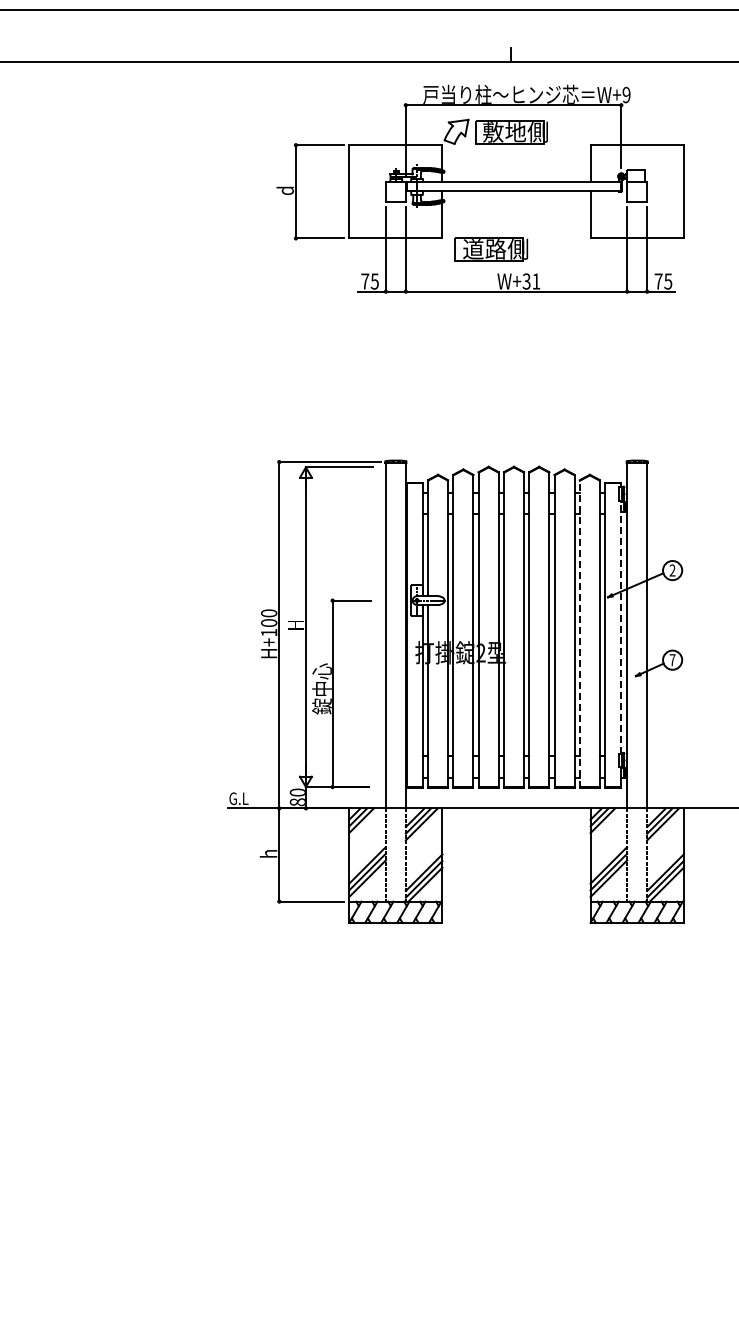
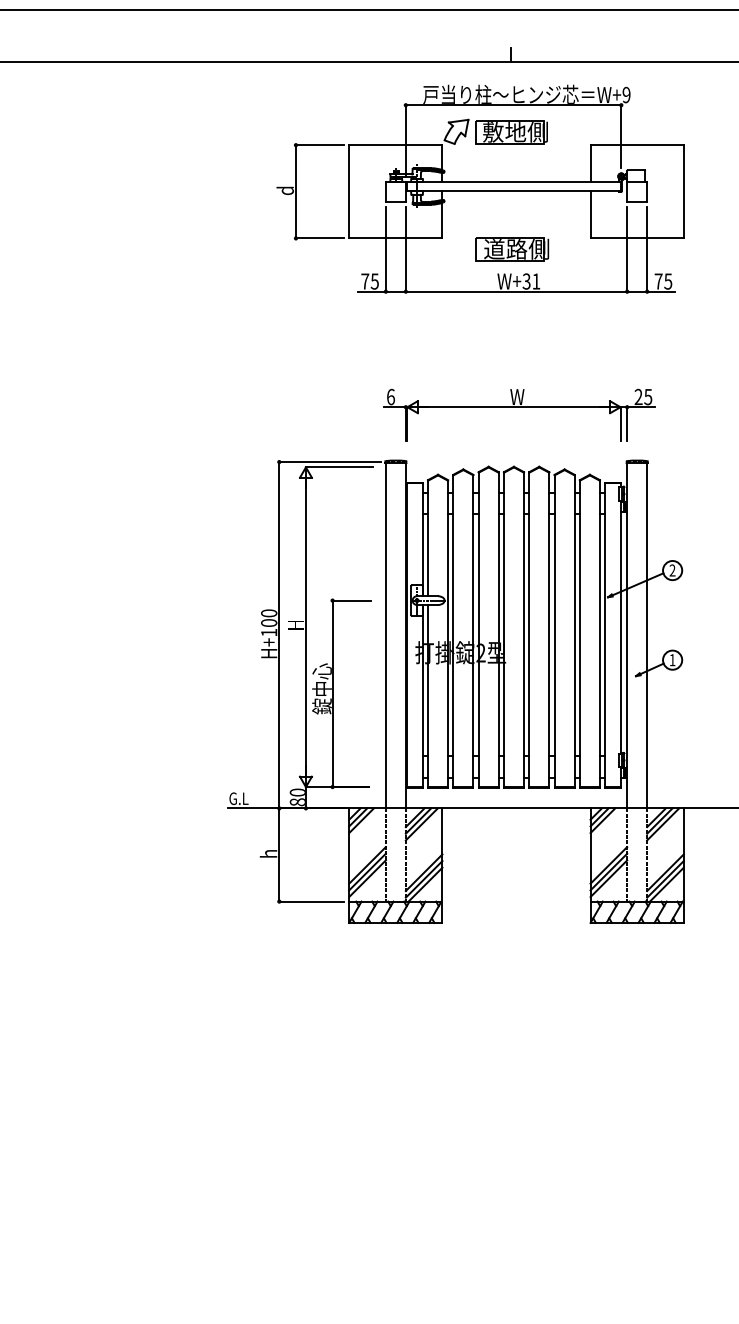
part position: (491, 249) -> (512, 249) (512, 249)
part: none -> present (519, 407)
line: dashed -> solid (620, 627)
line: dashed -> solid (579, 633)
text: 7 -> 1 (672, 660)
